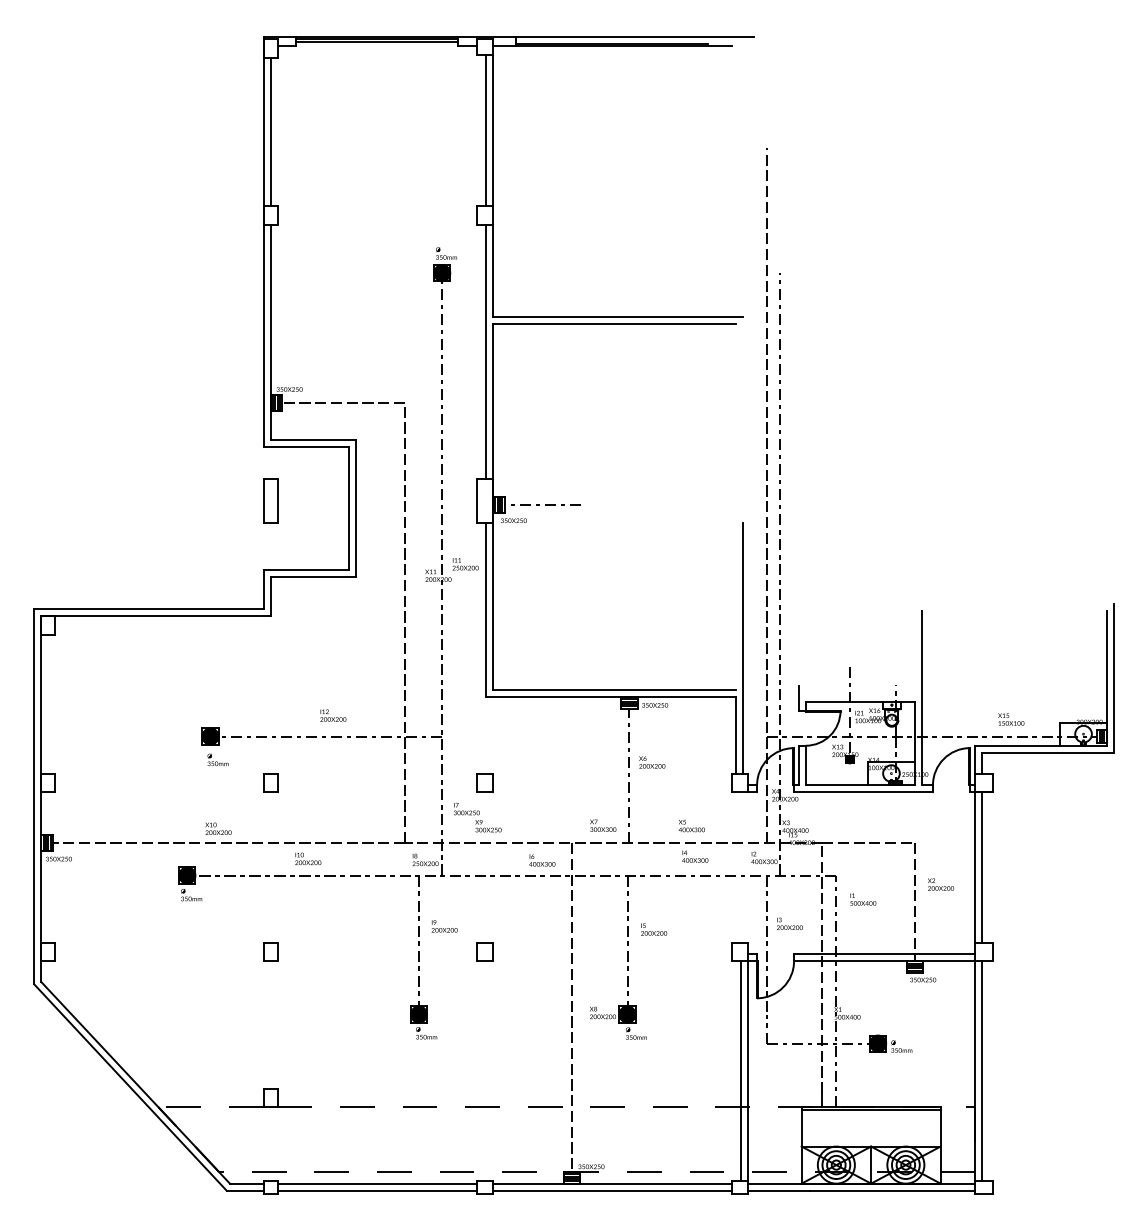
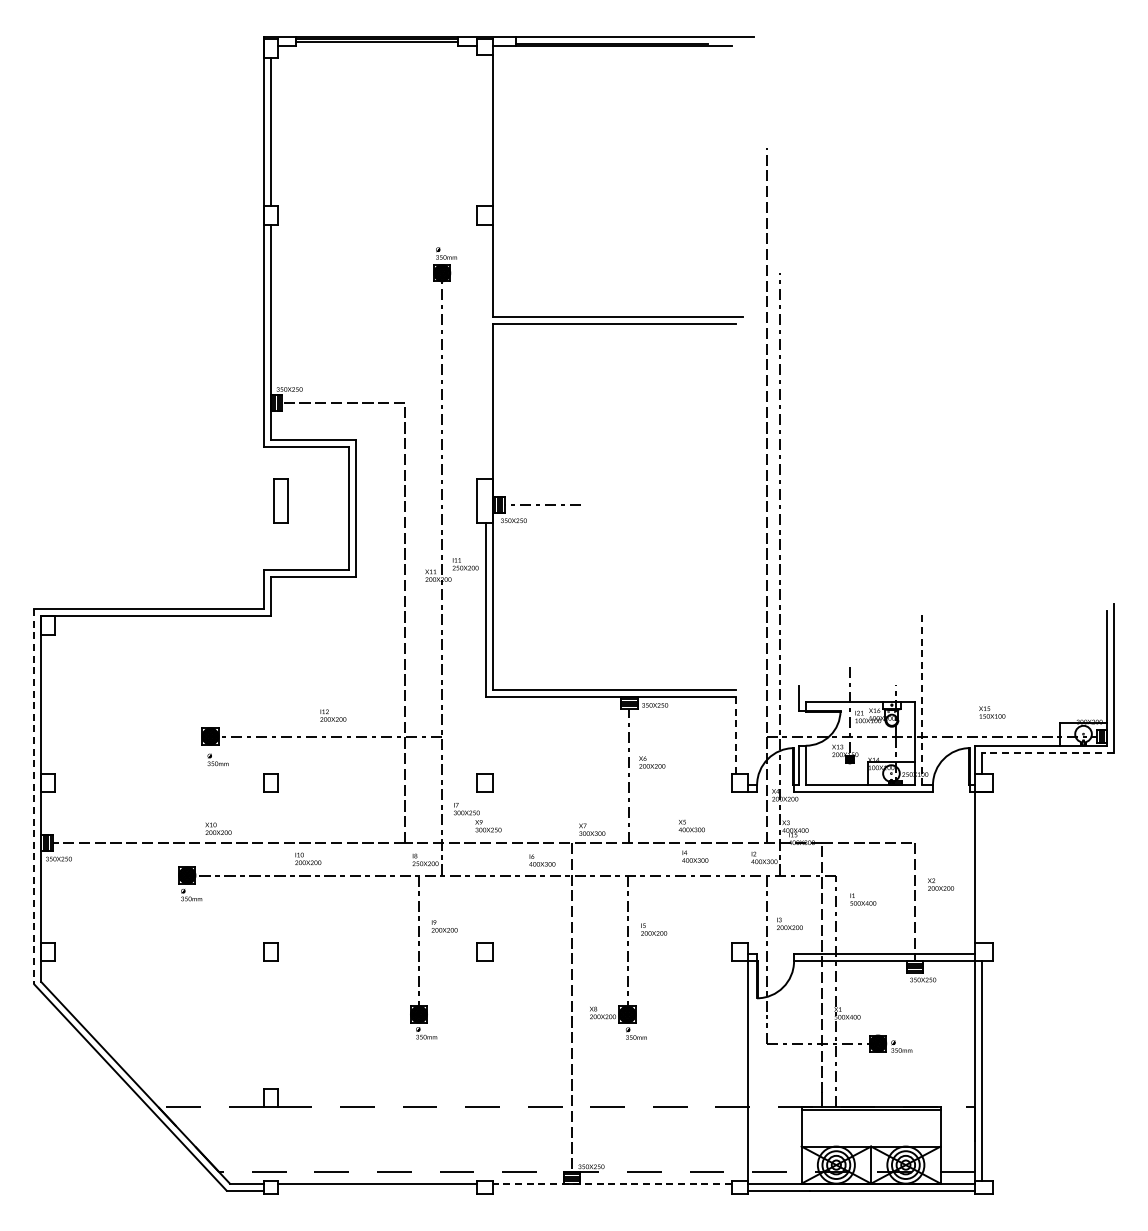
line: present -> none (486, 130)
line: present -> none (486, 351)
part position: (270, 500) -> (280, 500) (280, 500)
line: present -> none (743, 648)
line: solid -> dashed (921, 698)
text position: (1011, 719) -> (992, 712) (992, 712)
line: solid -> dashed (736, 735)
line: solid -> dashed (1047, 752)
line: solid -> dashed (34, 796)
text position: (603, 825) -> (592, 829) (592, 829)
line: present -> none (981, 867)
line: present -> none (740, 1071)
line: solid -> dashed (611, 1183)
line: present -> none (376, 1190)
line: present -> none (611, 1190)
